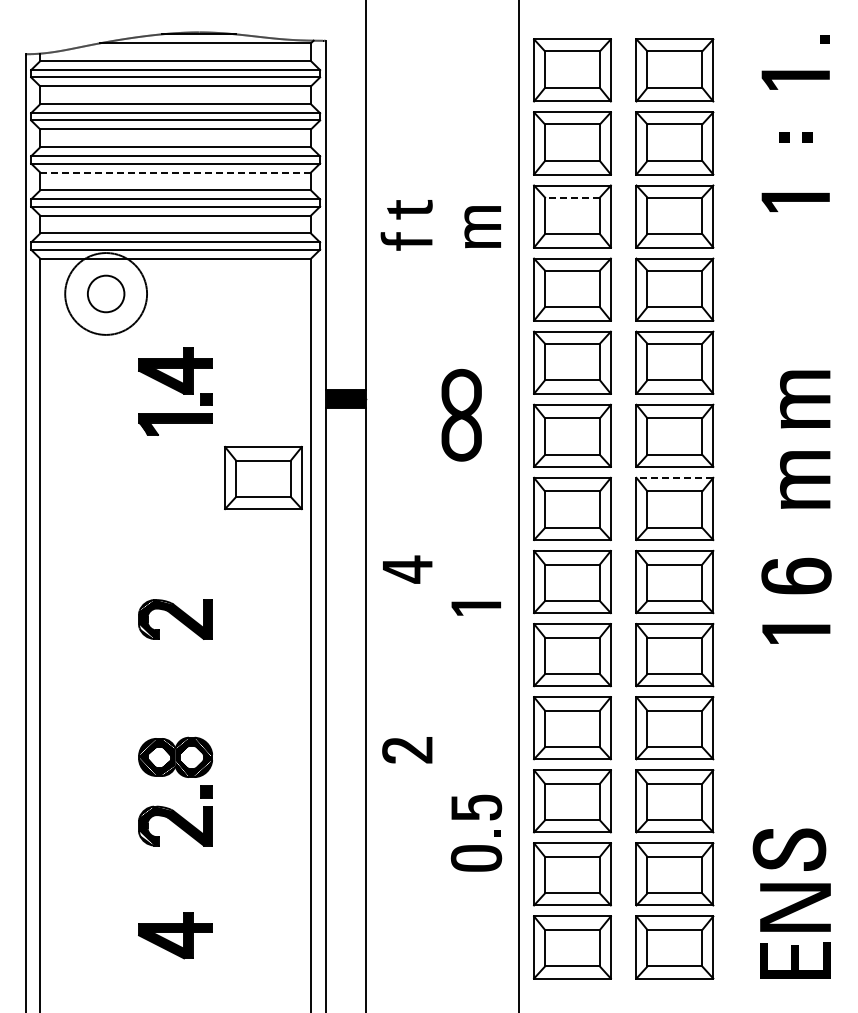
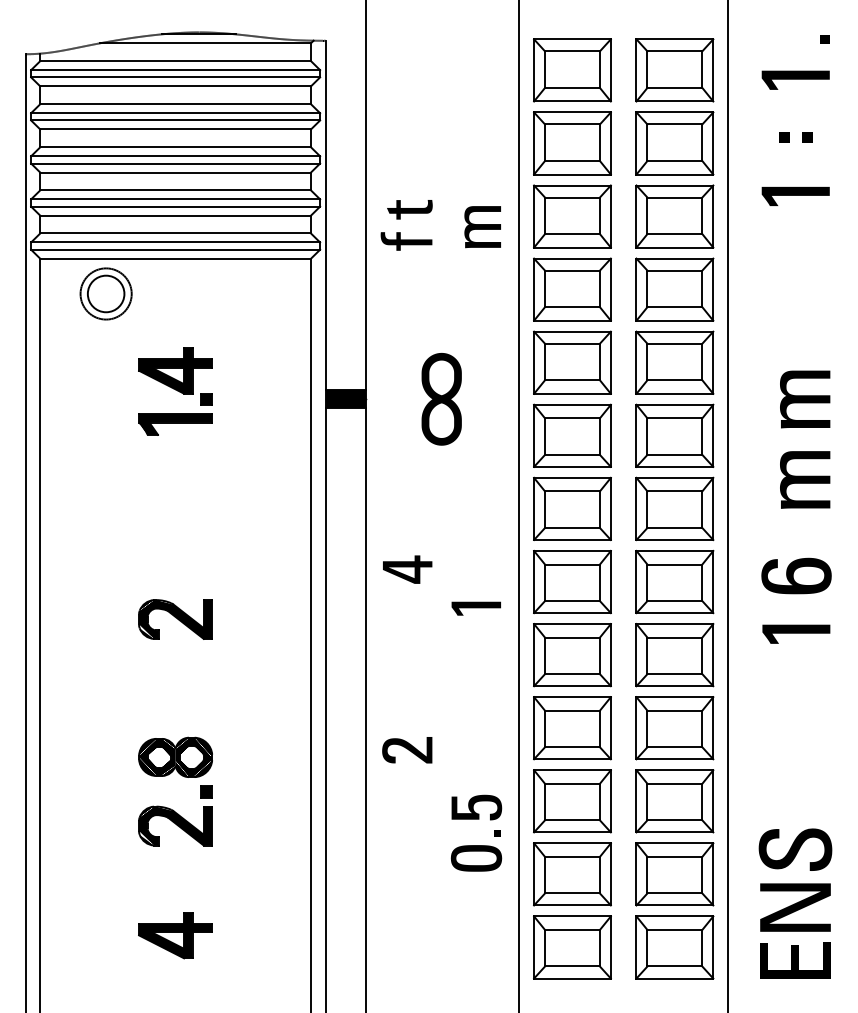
line: dashed -> solid (176, 172)
line: dashed -> solid (571, 197)
part position: (795, 202) -> (795, 196) (795, 196)
circle diameter: 82 px -> 51 px (105, 293)
part position: (461, 415) -> (441, 399) (441, 399)
part: present -> none (263, 477)
line: dashed -> solid (674, 477)
line: none -> present (727, 505)
part position: (789, 849) -> (795, 849) (795, 849)
